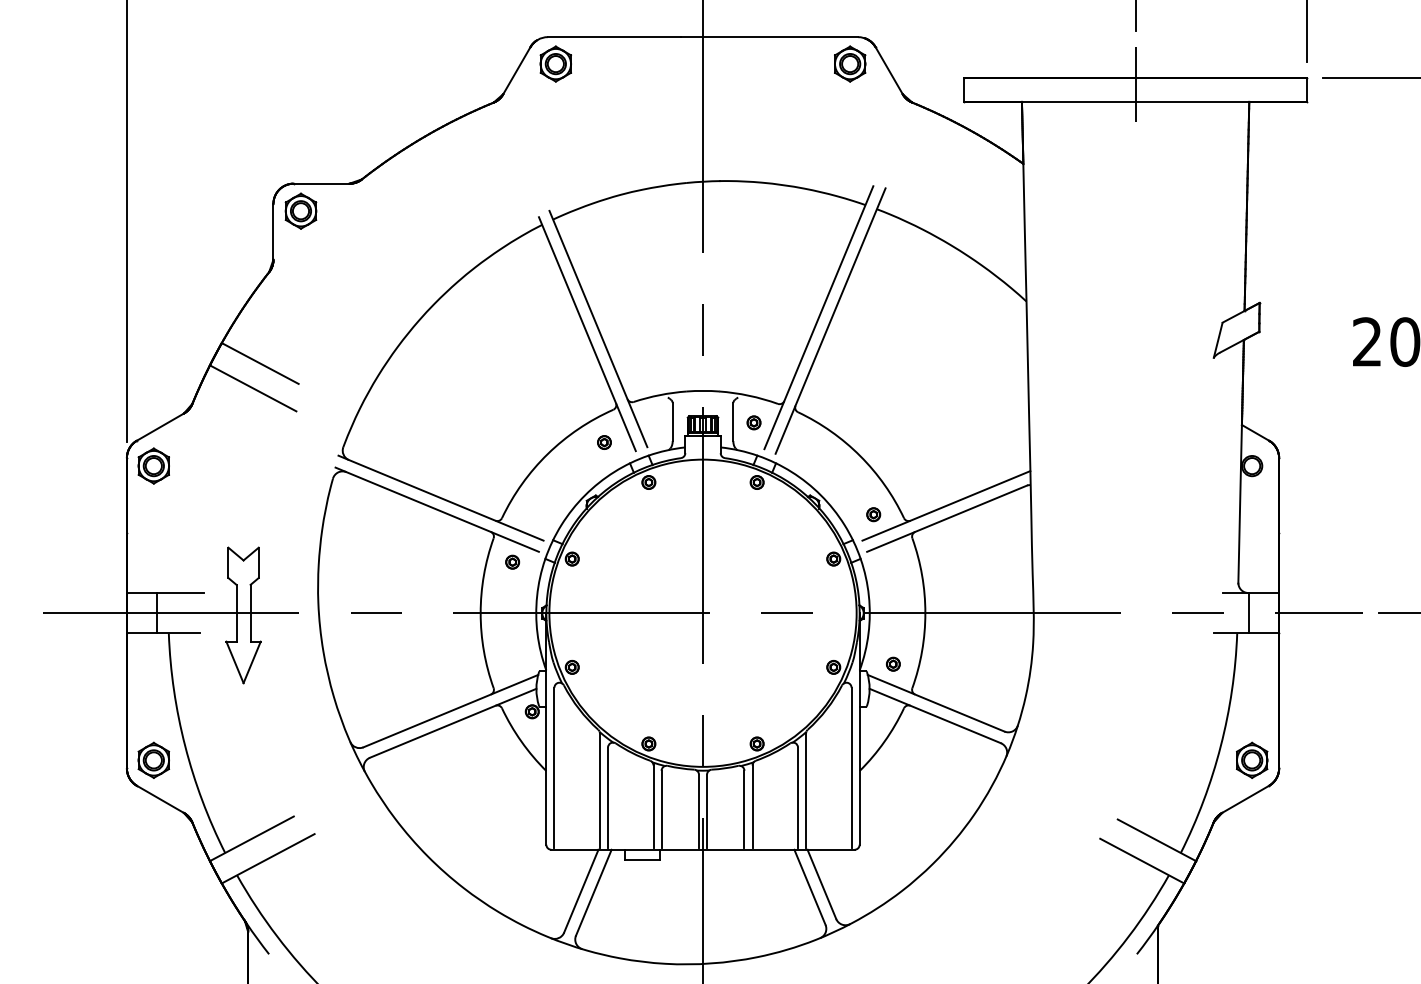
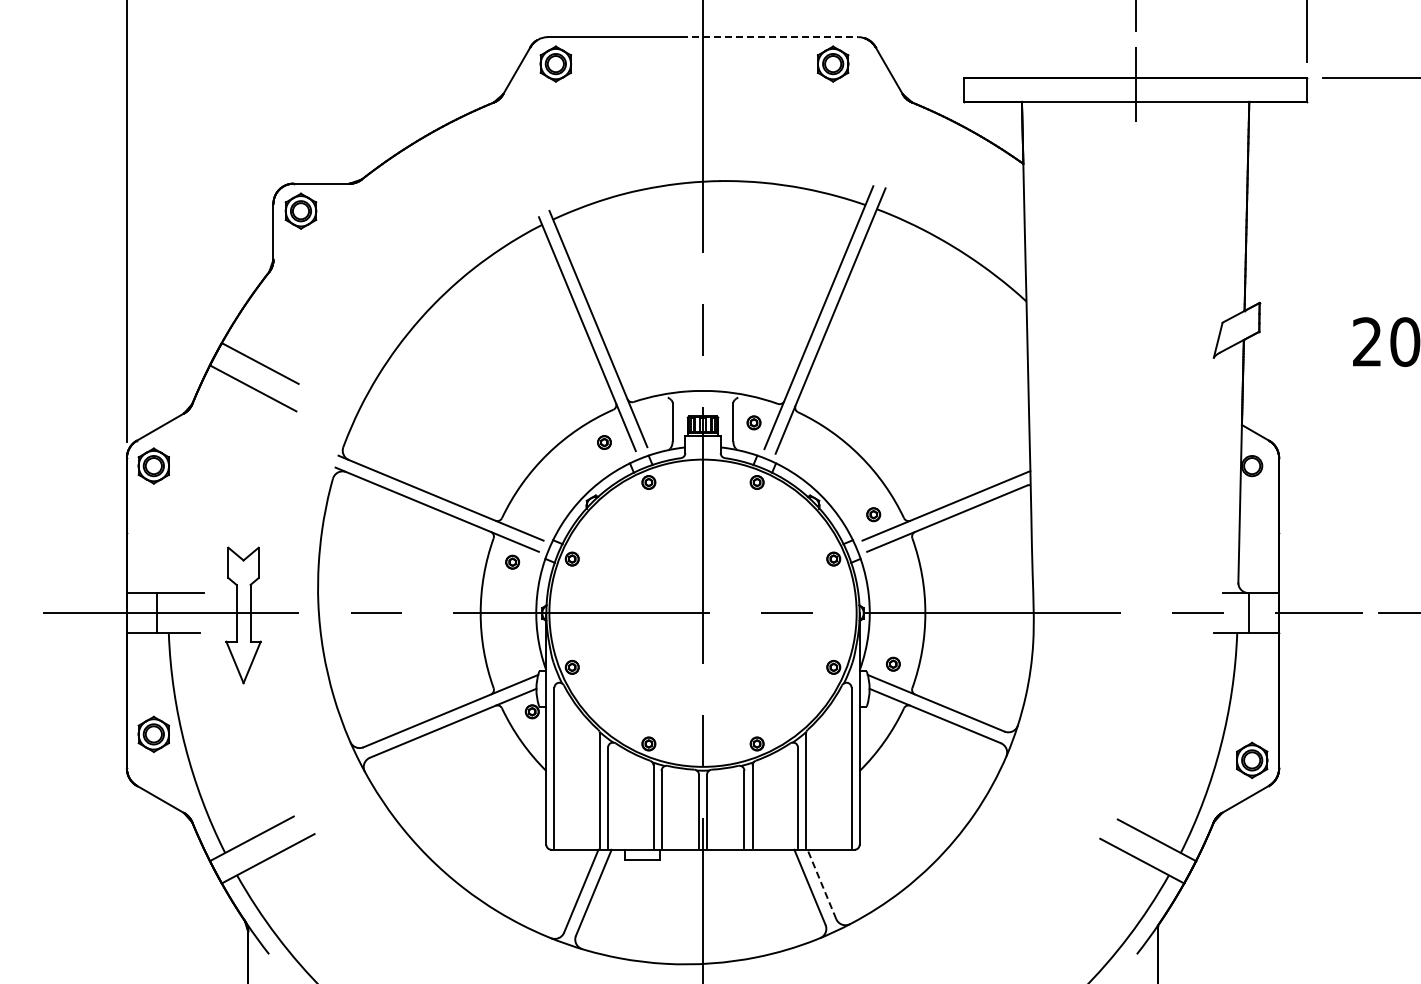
line: solid -> dashed (770, 37)
part position: (850, 63) -> (833, 63) (833, 63)
part position: (153, 759) -> (153, 733) (153, 733)
line: solid -> dashed (821, 883)
